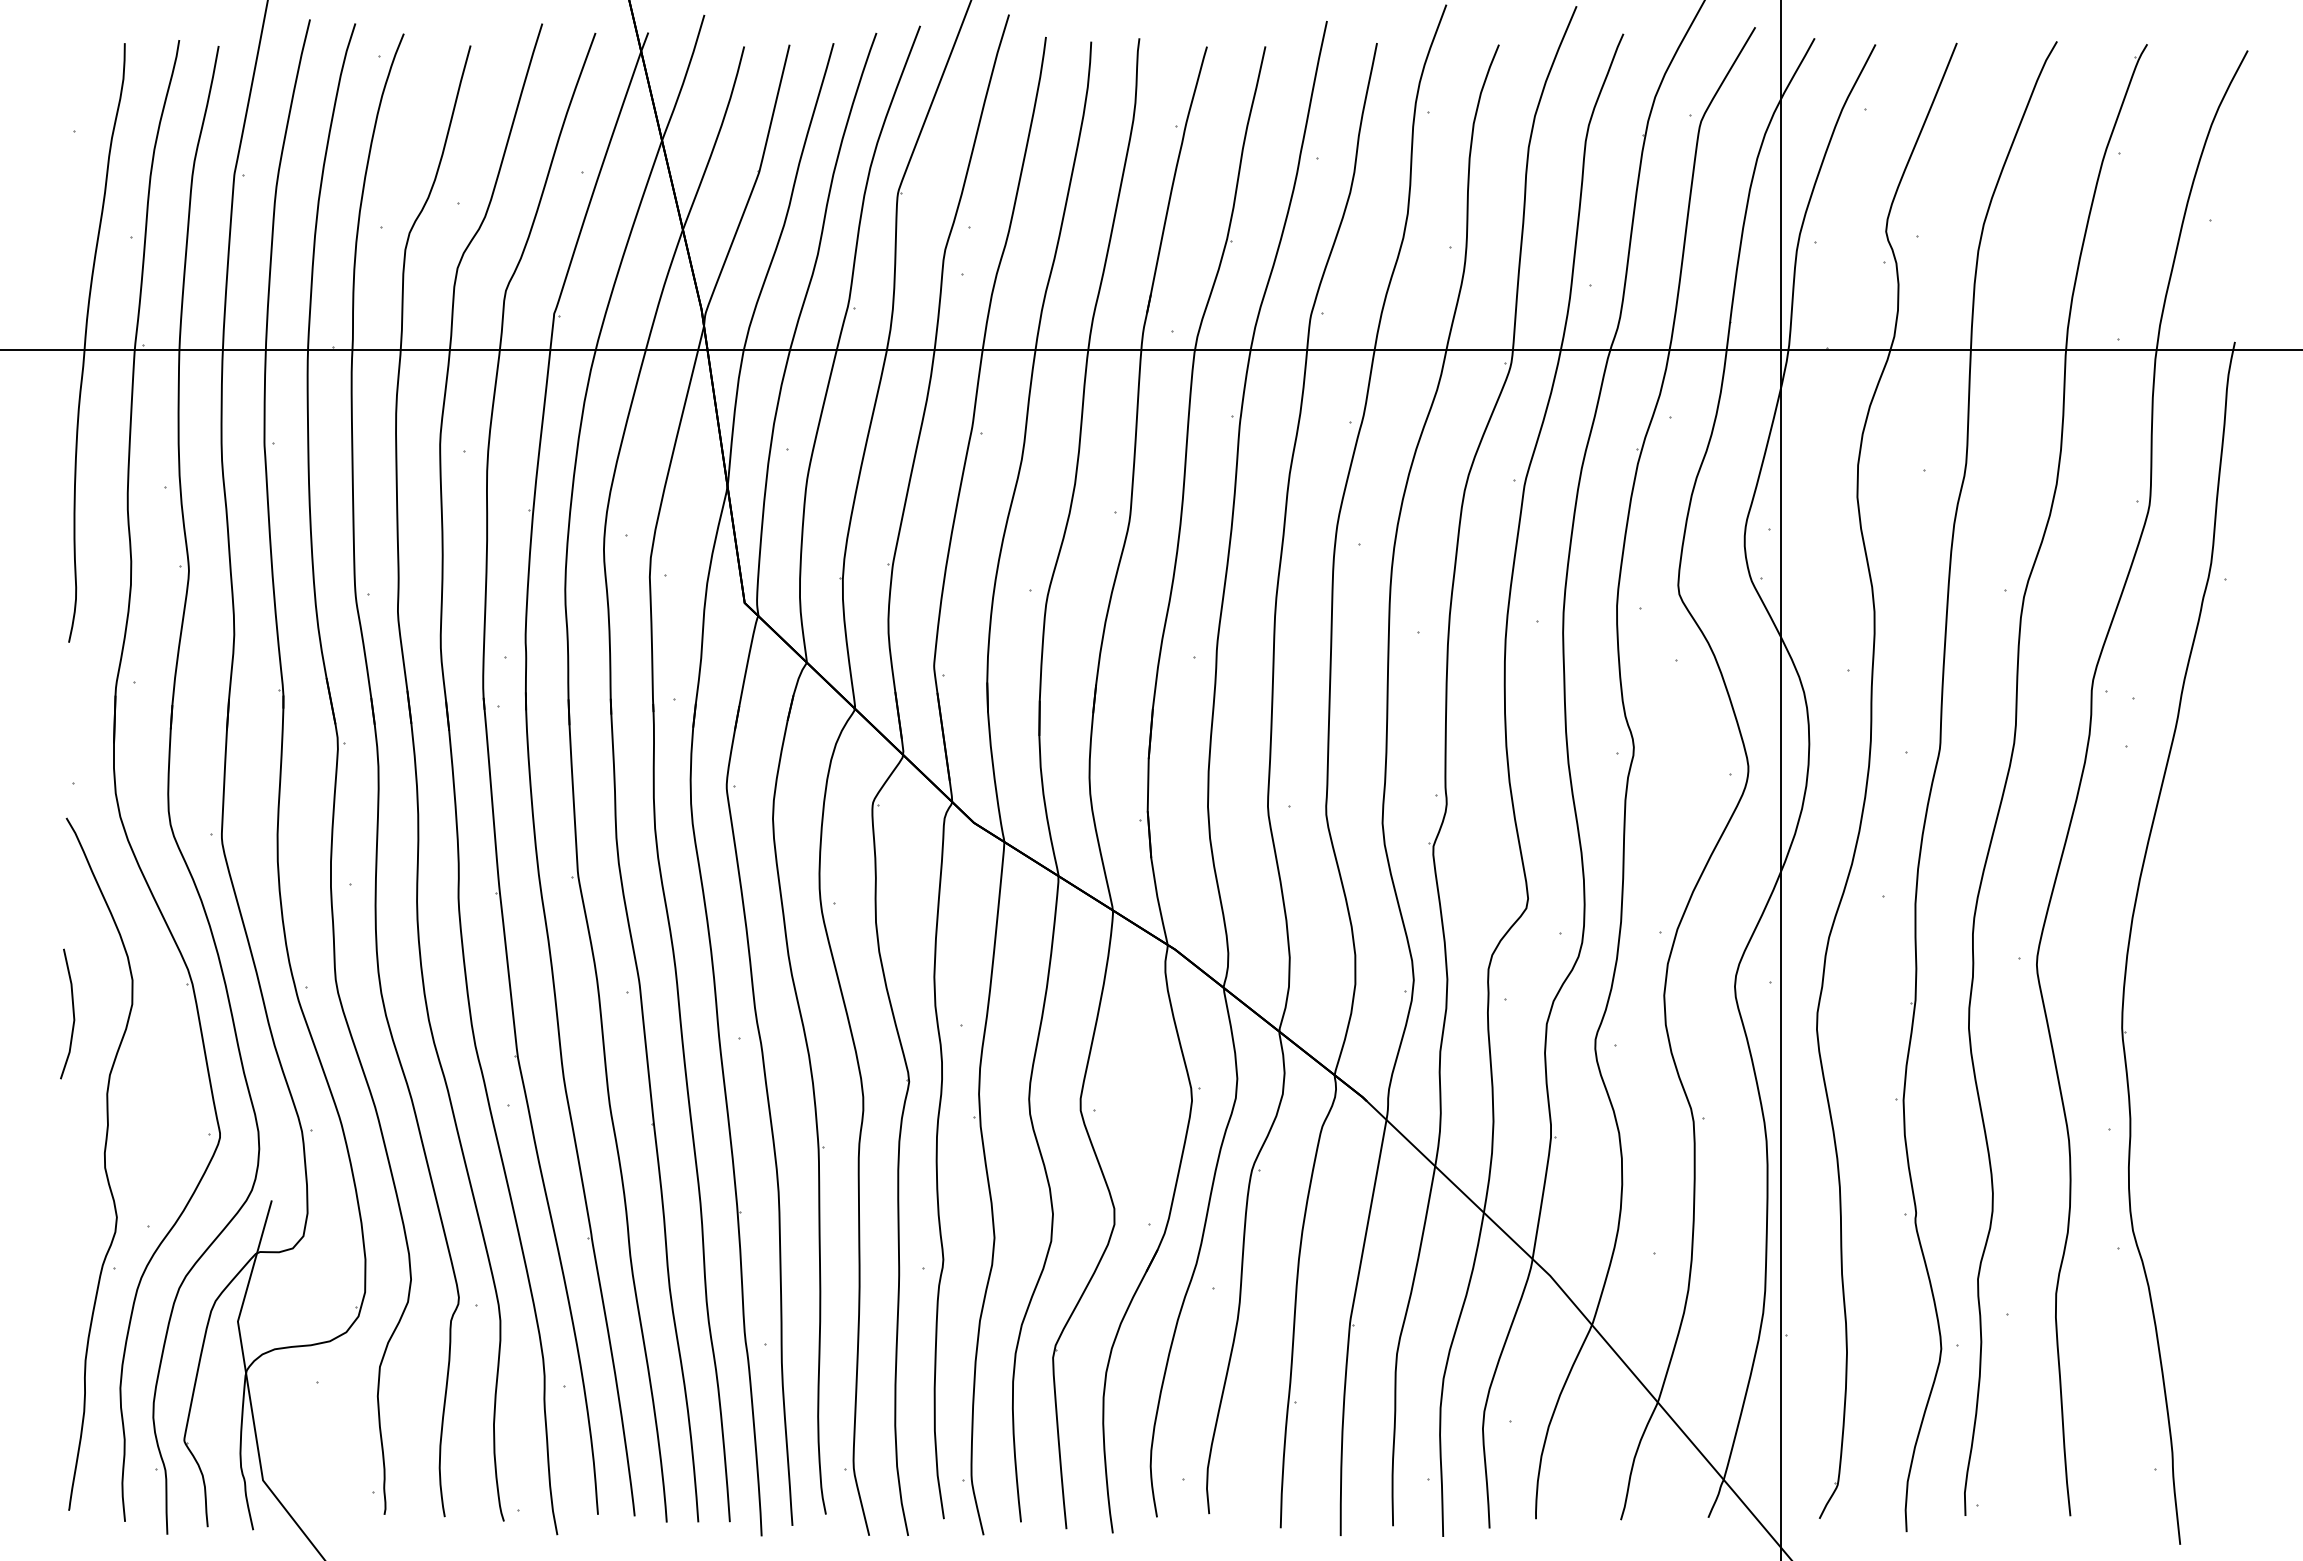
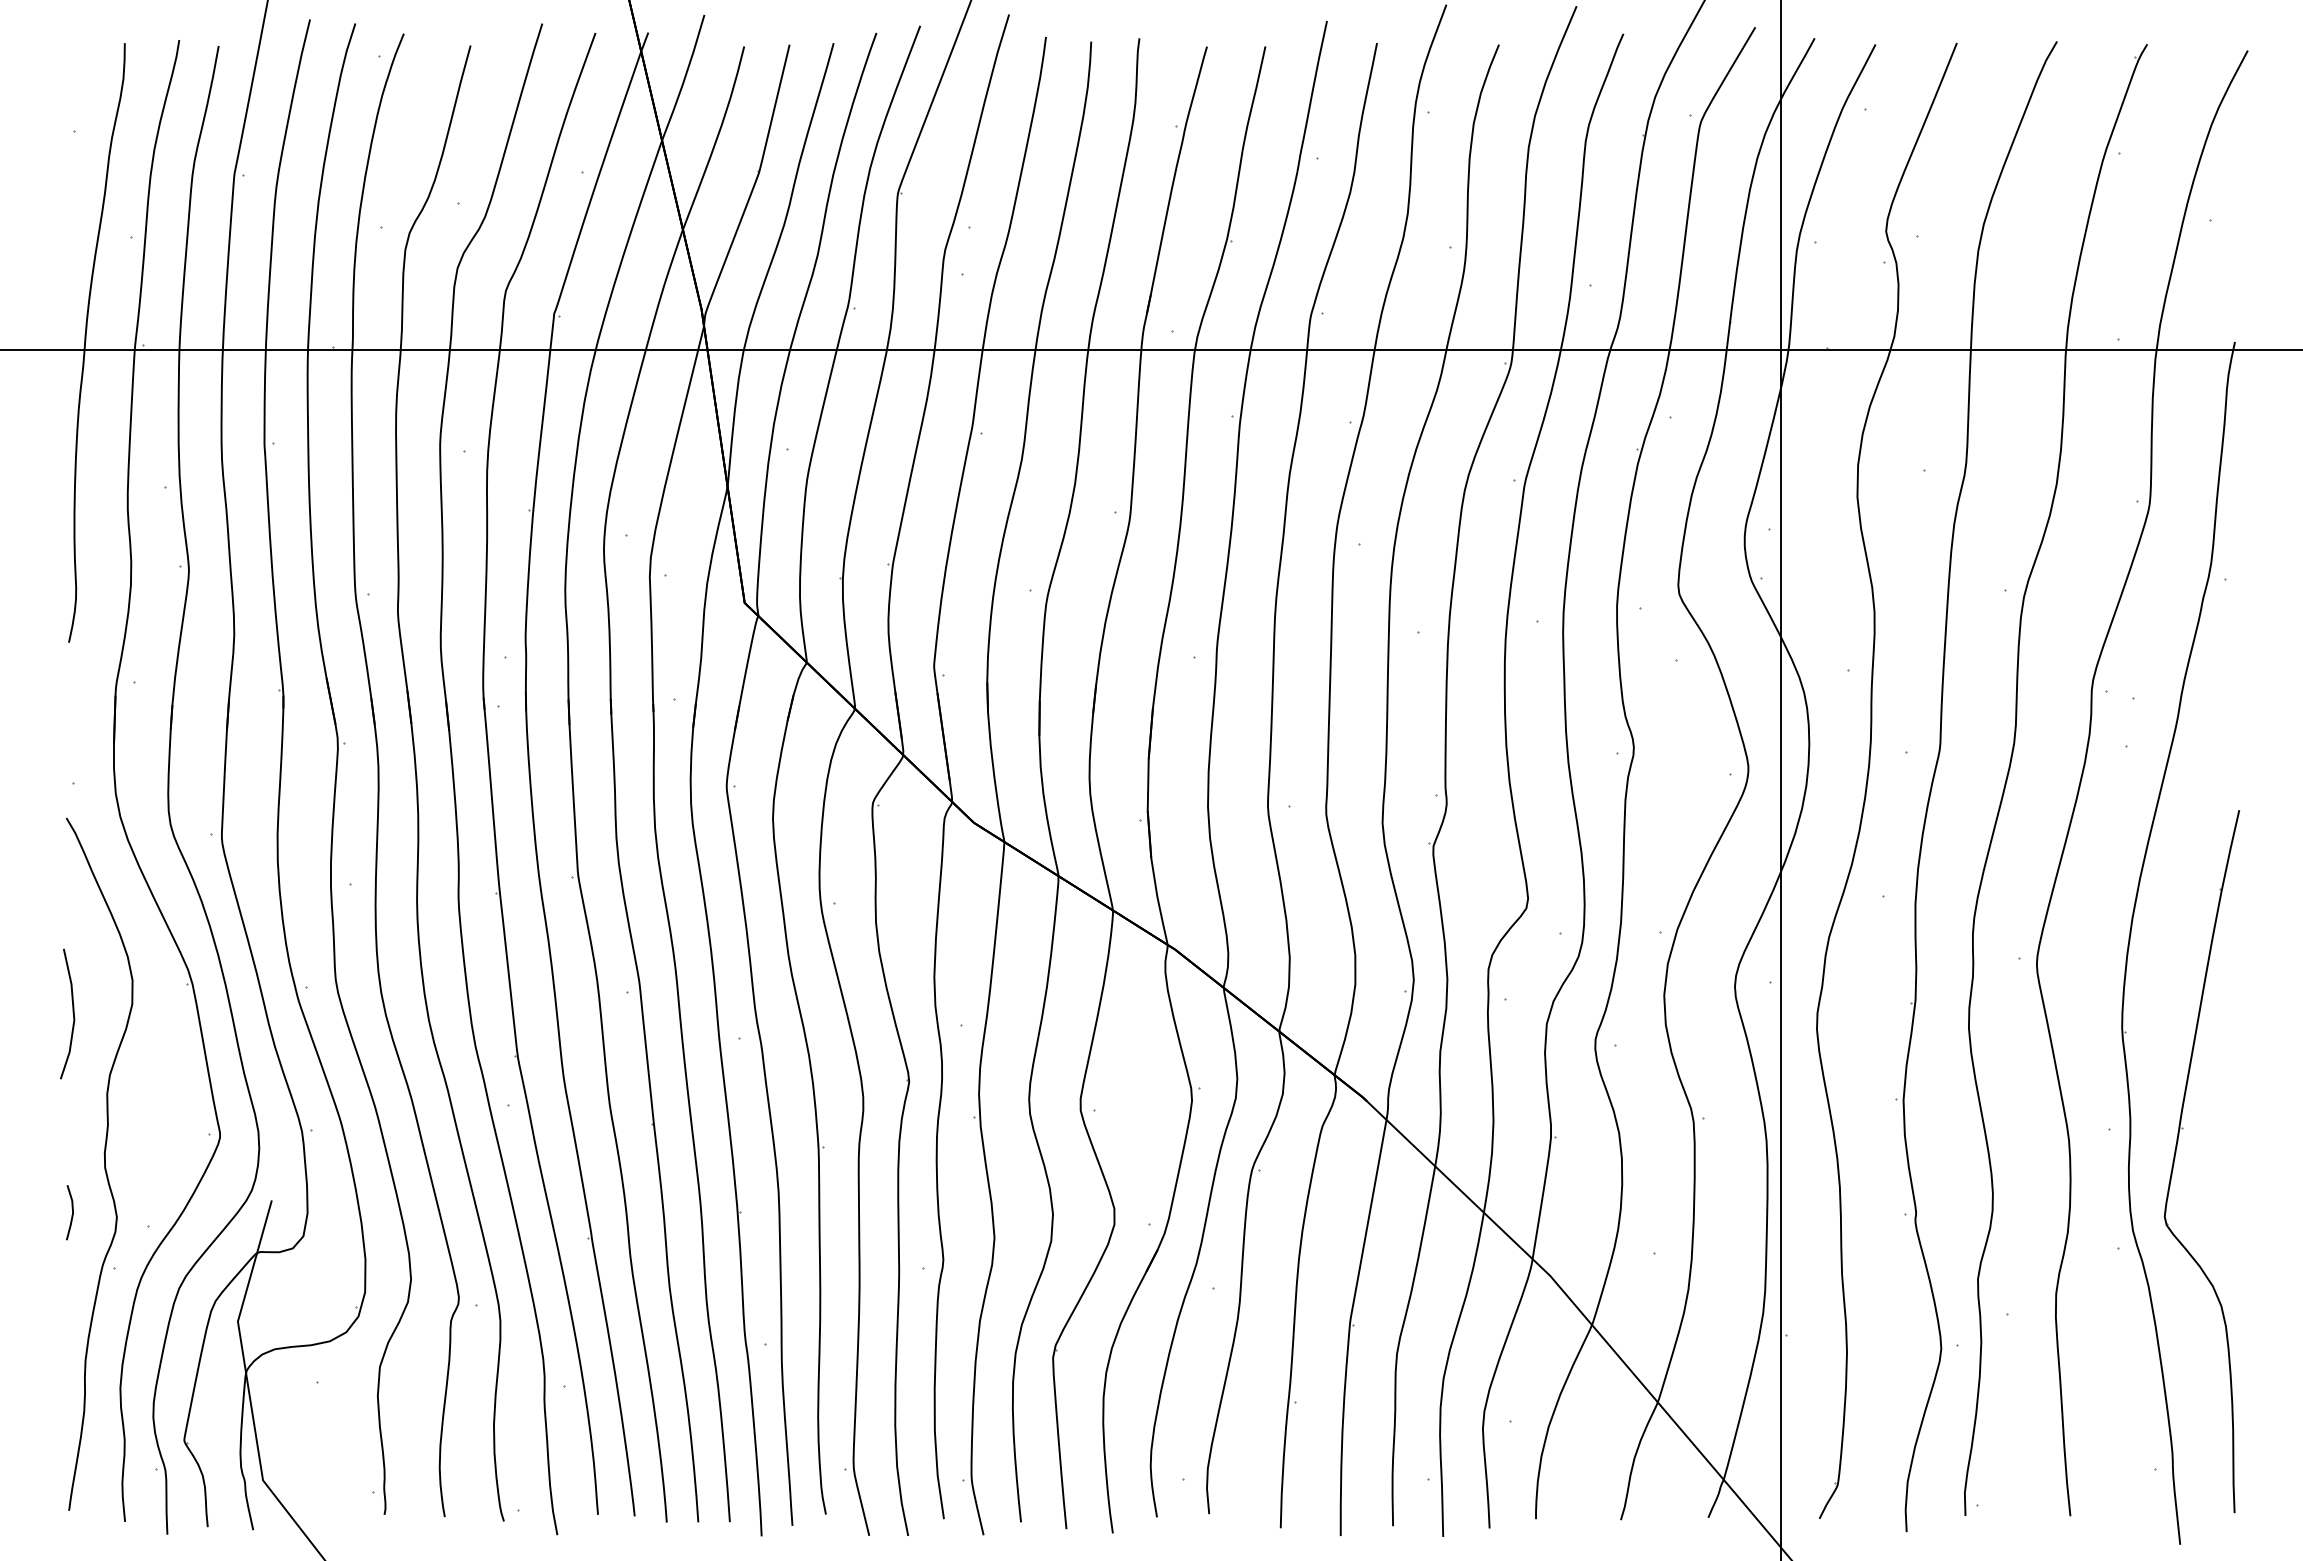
part: none -> present (2175, 1158)
line: none -> present (71, 1214)
